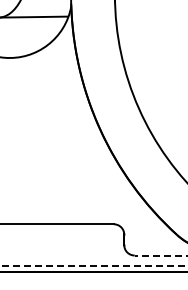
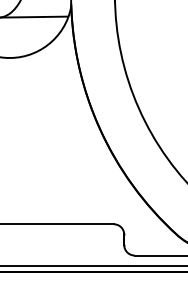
line: dashed -> solid (160, 255)
line: dashed -> solid (94, 265)
